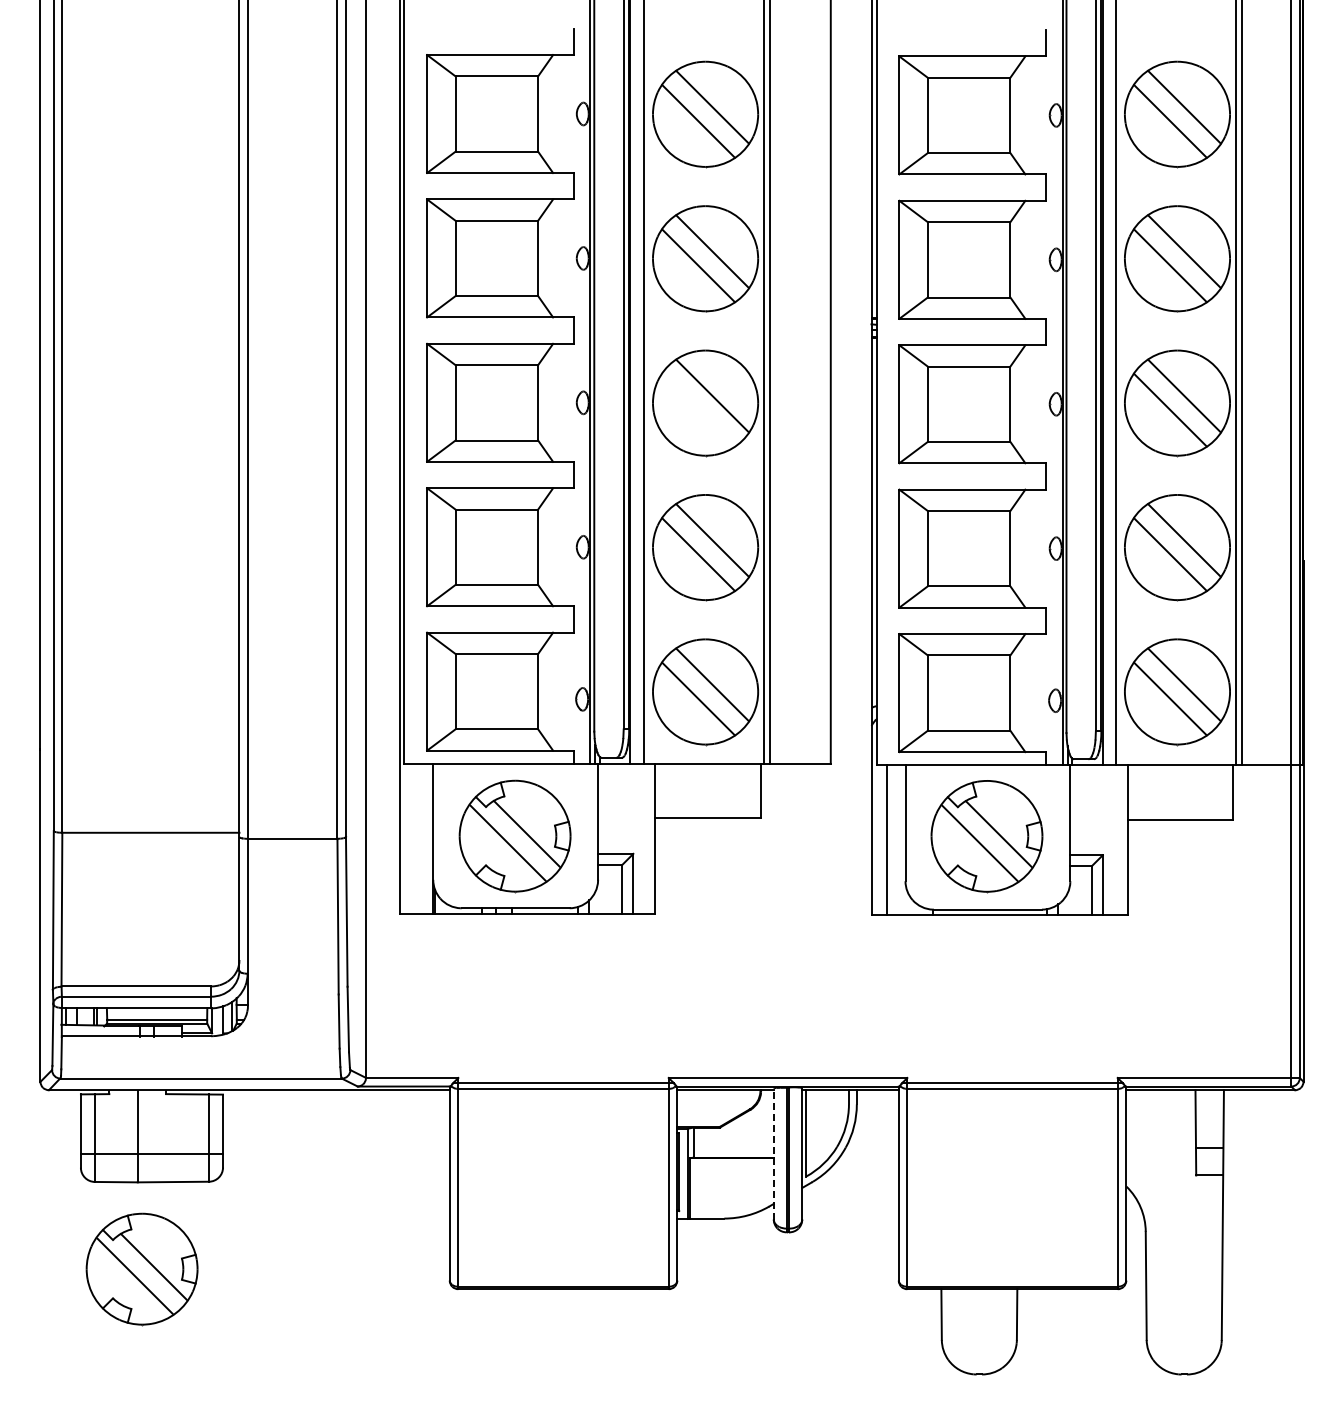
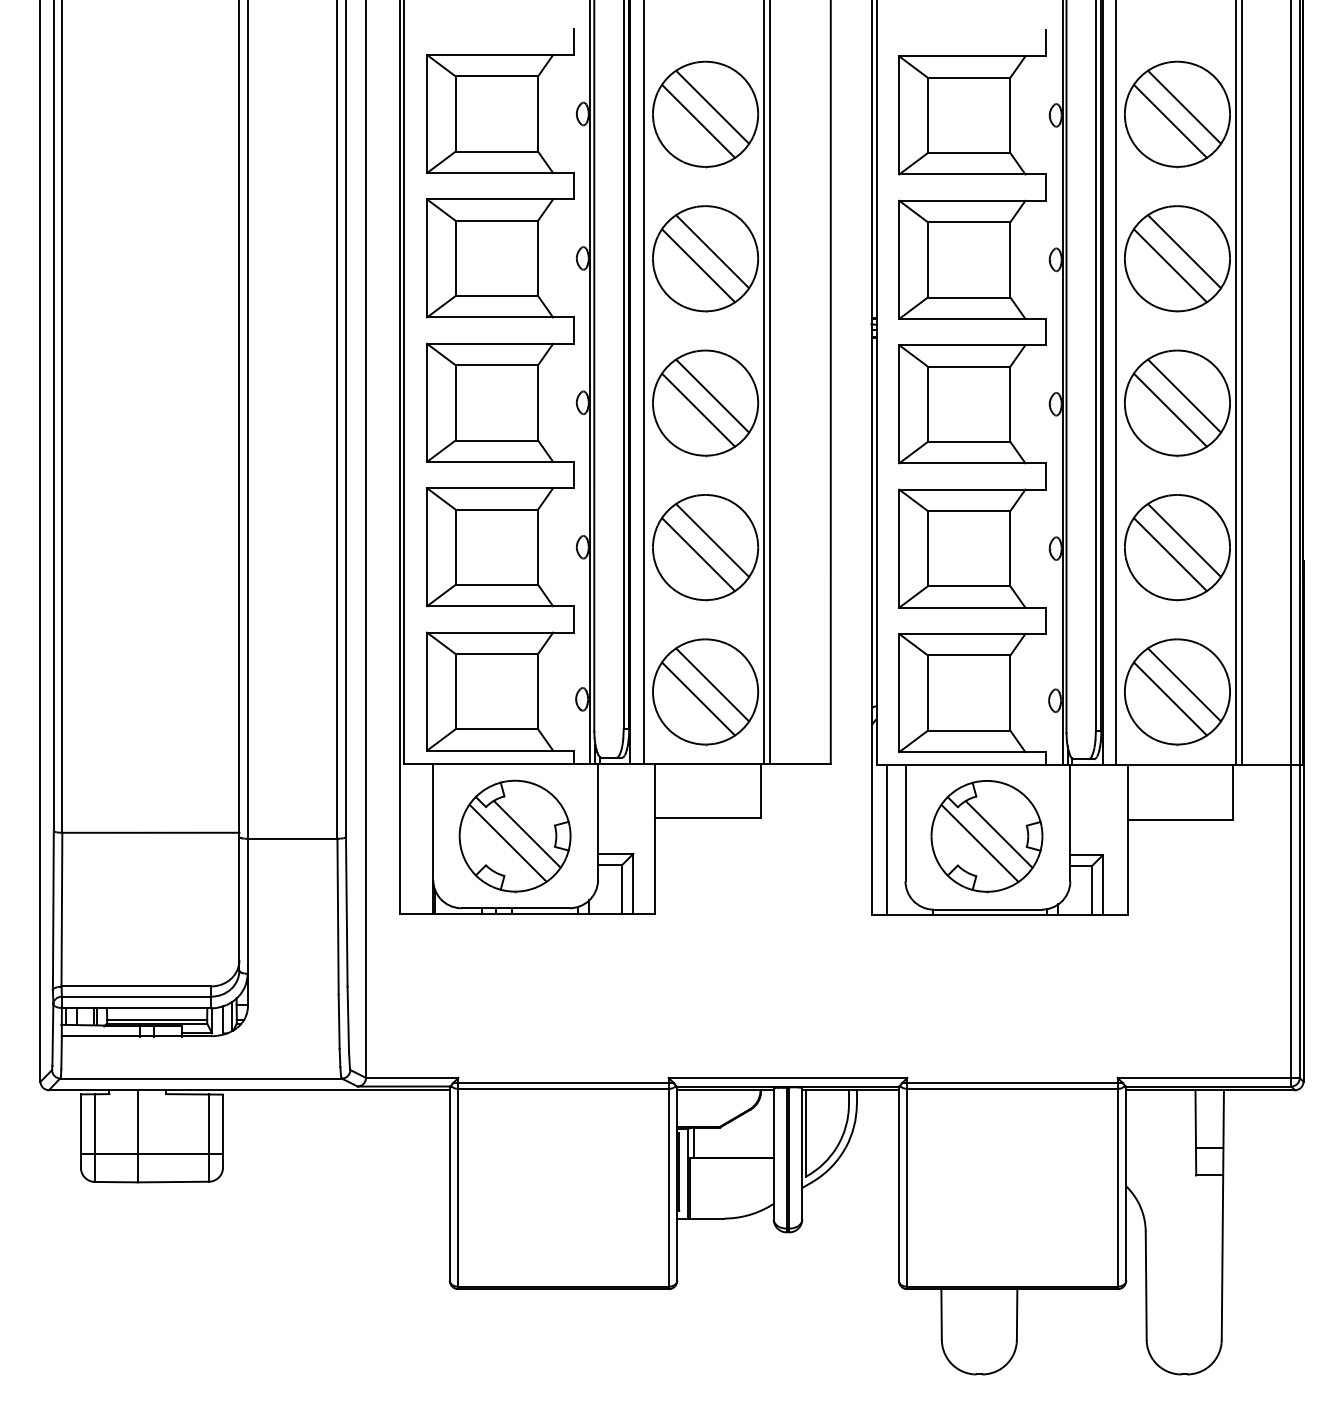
line: none -> present (698, 409)
line: dashed -> solid (773, 1153)
part: present -> none (141, 1269)
